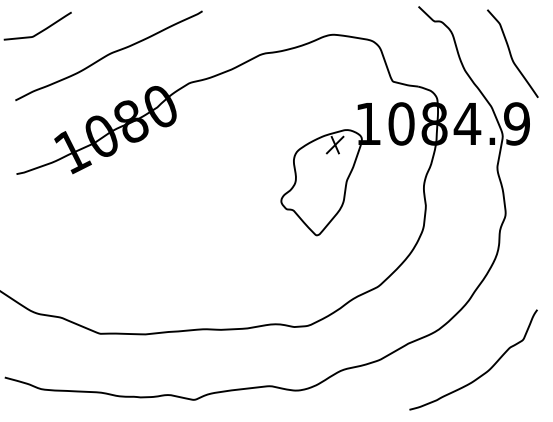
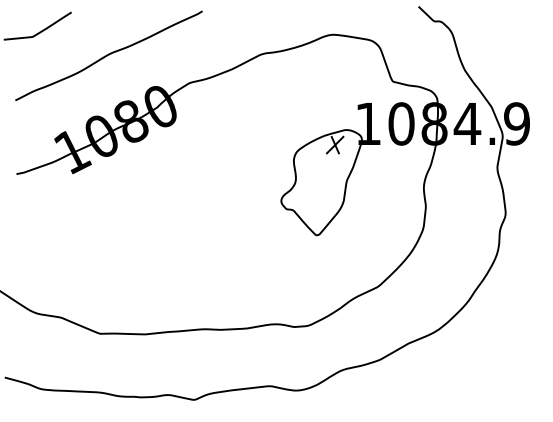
curve: present -> none (511, 53)
curve: present -> none (485, 371)
